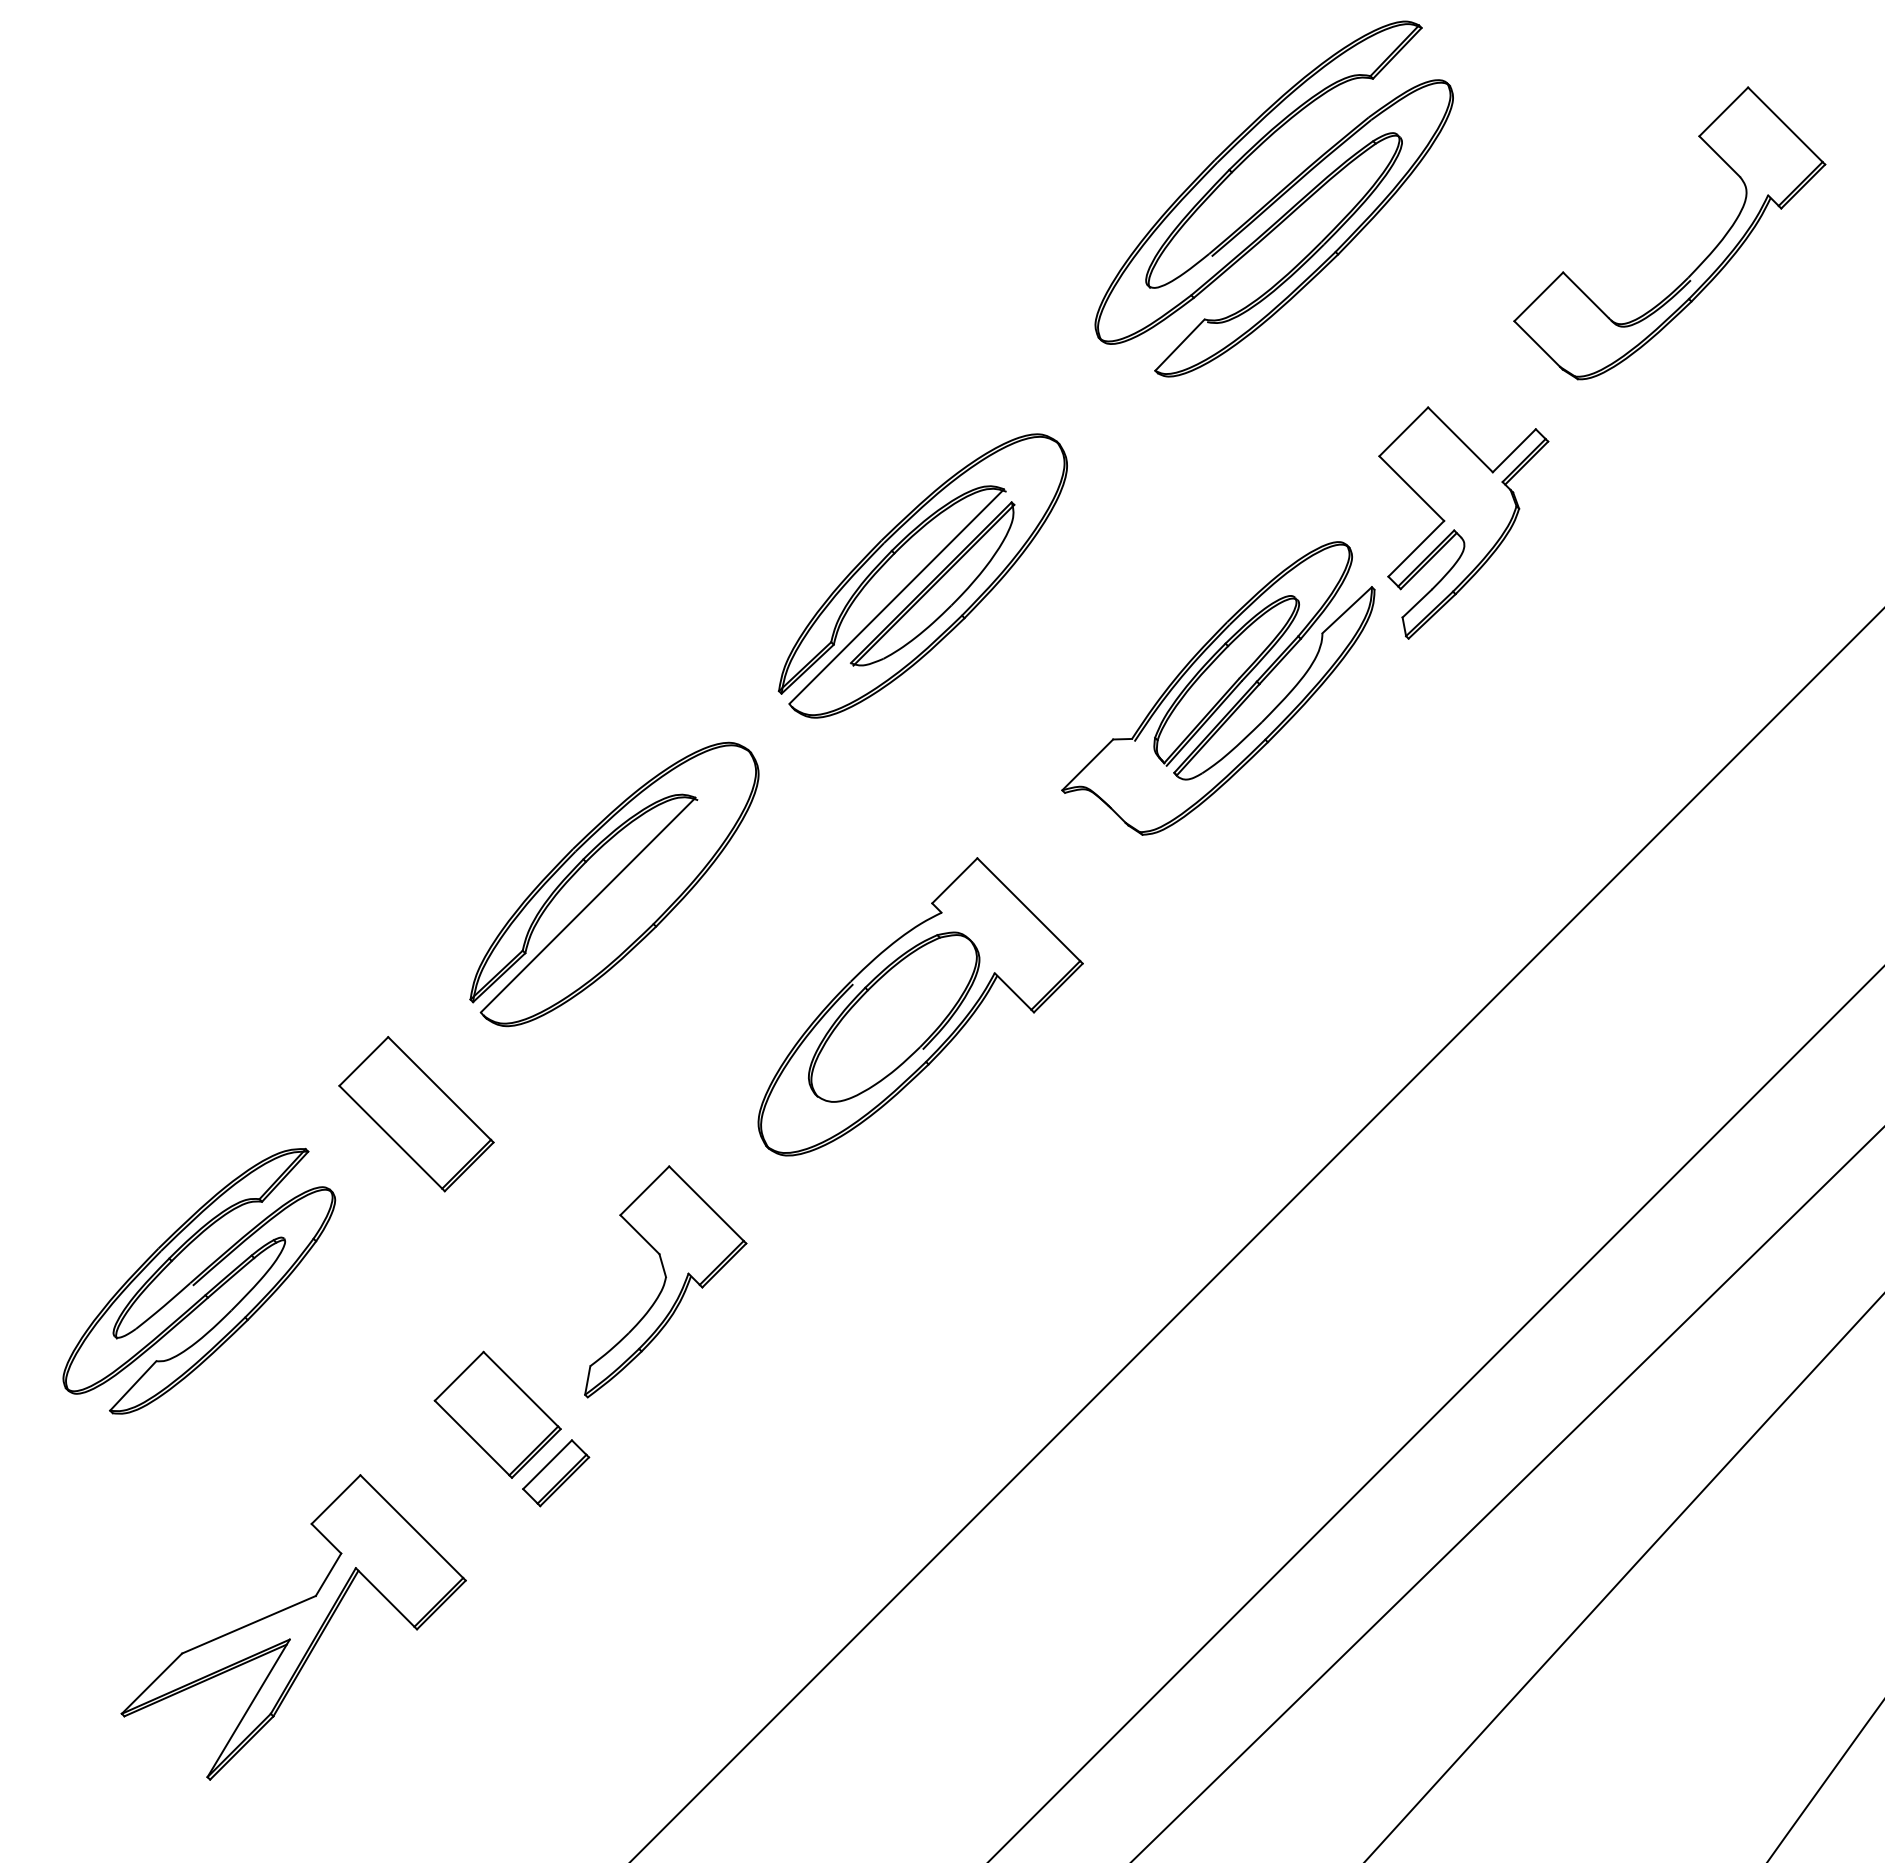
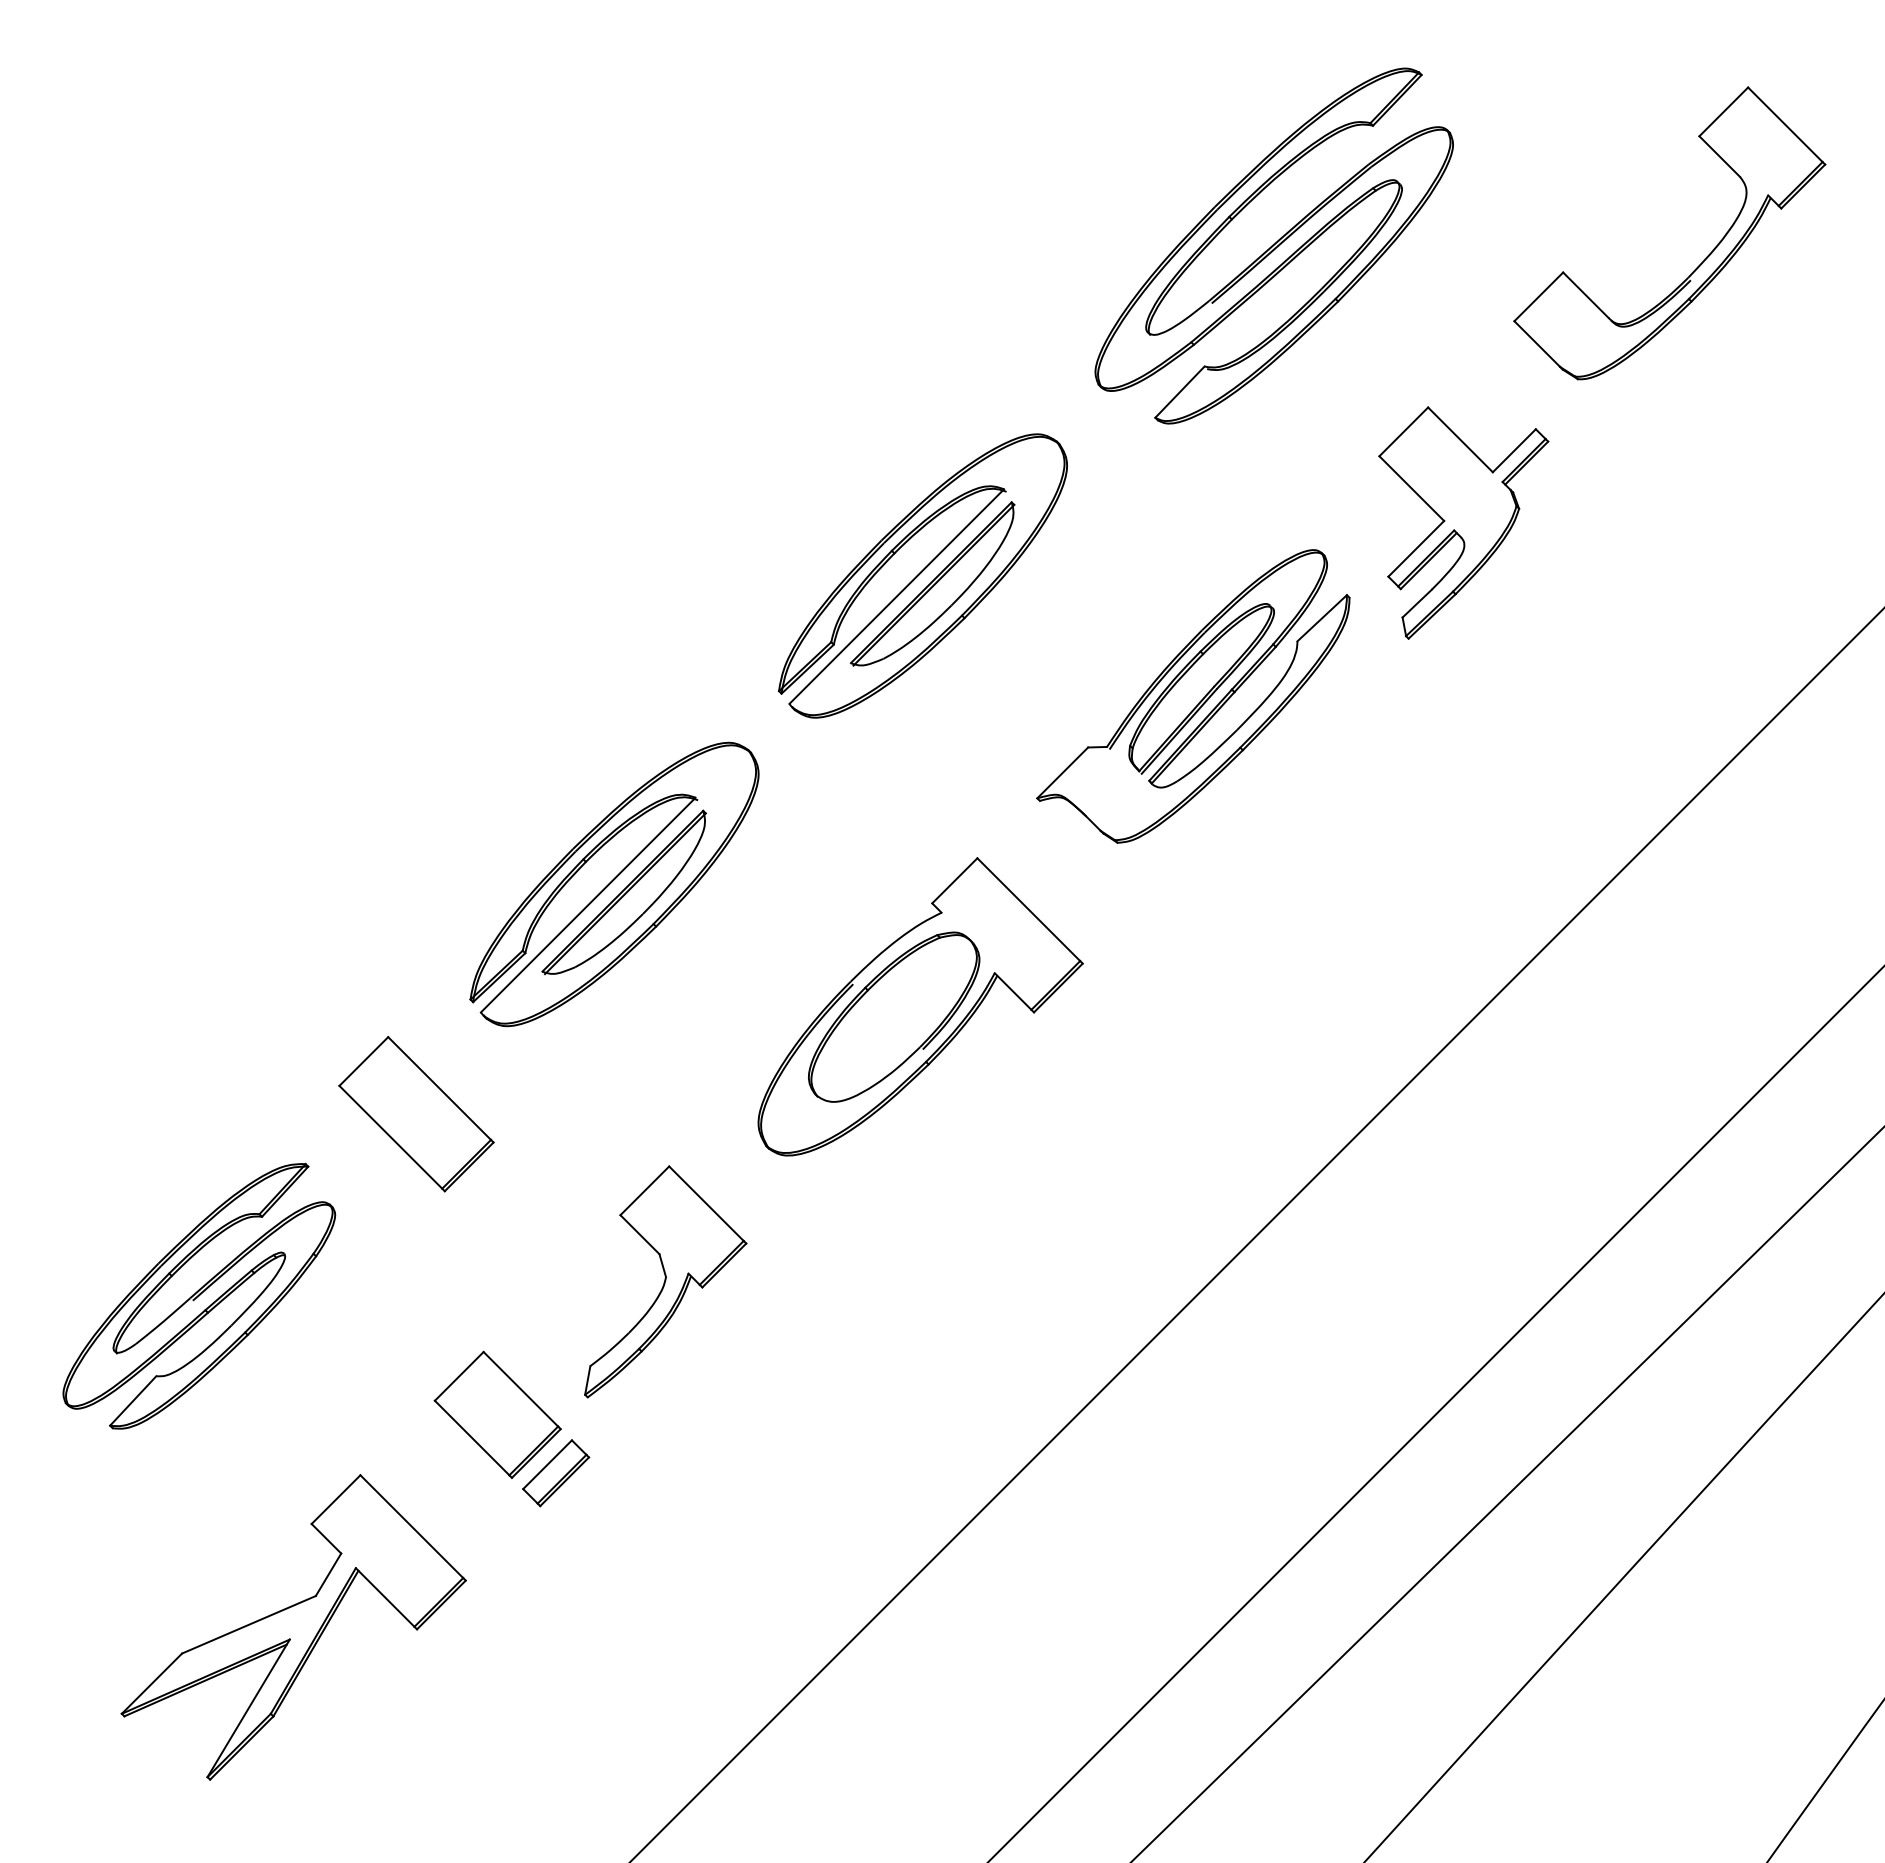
part position: (1273, 198) -> (1273, 245) (1273, 245)
part position: (1218, 688) -> (1193, 696) (1193, 696)
part: none -> present (623, 892)
part position: (199, 1281) -> (199, 1296) (199, 1296)
